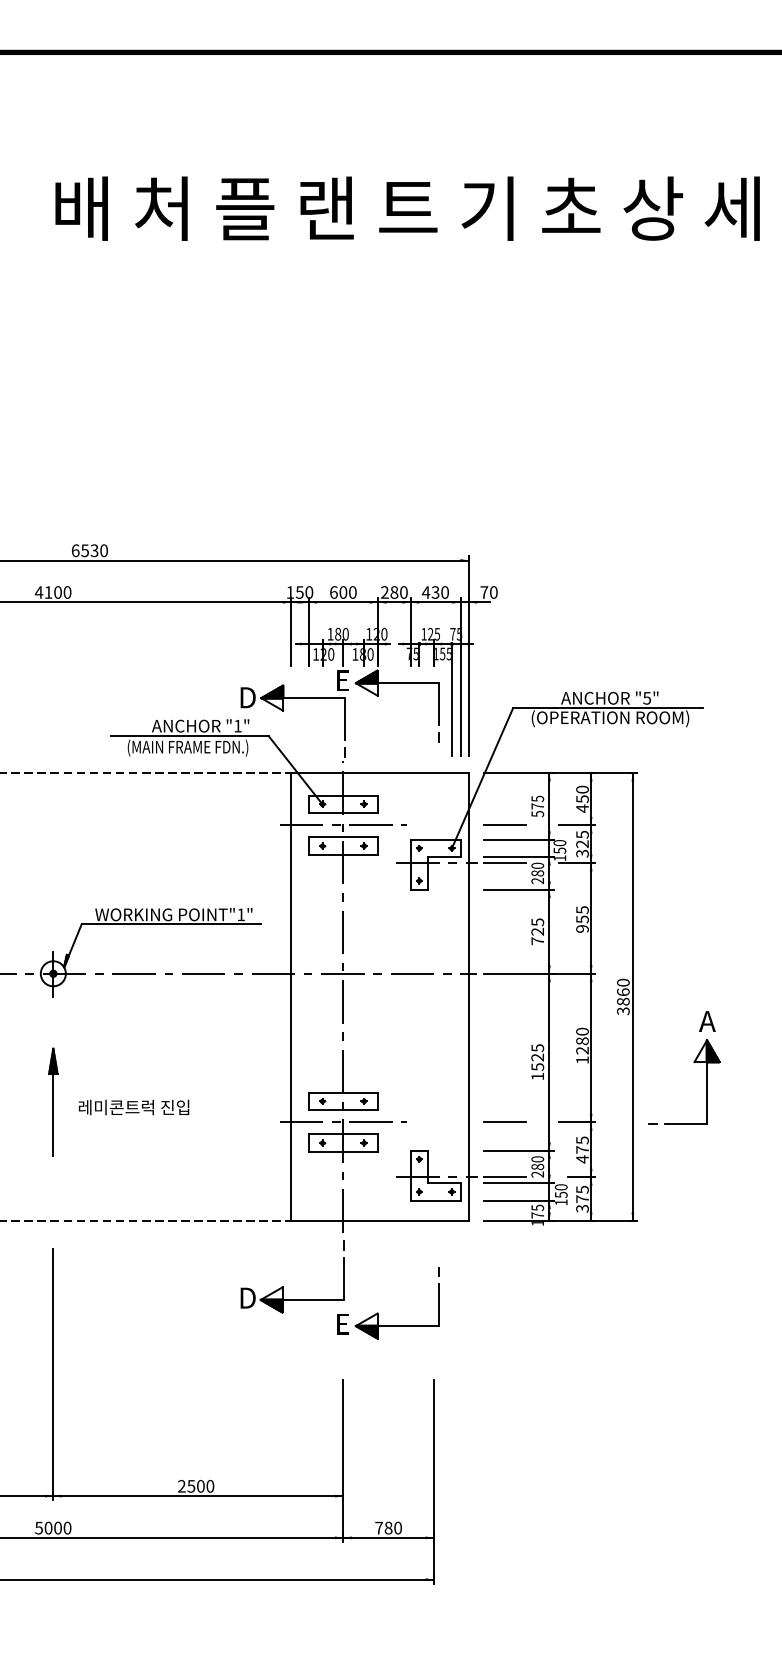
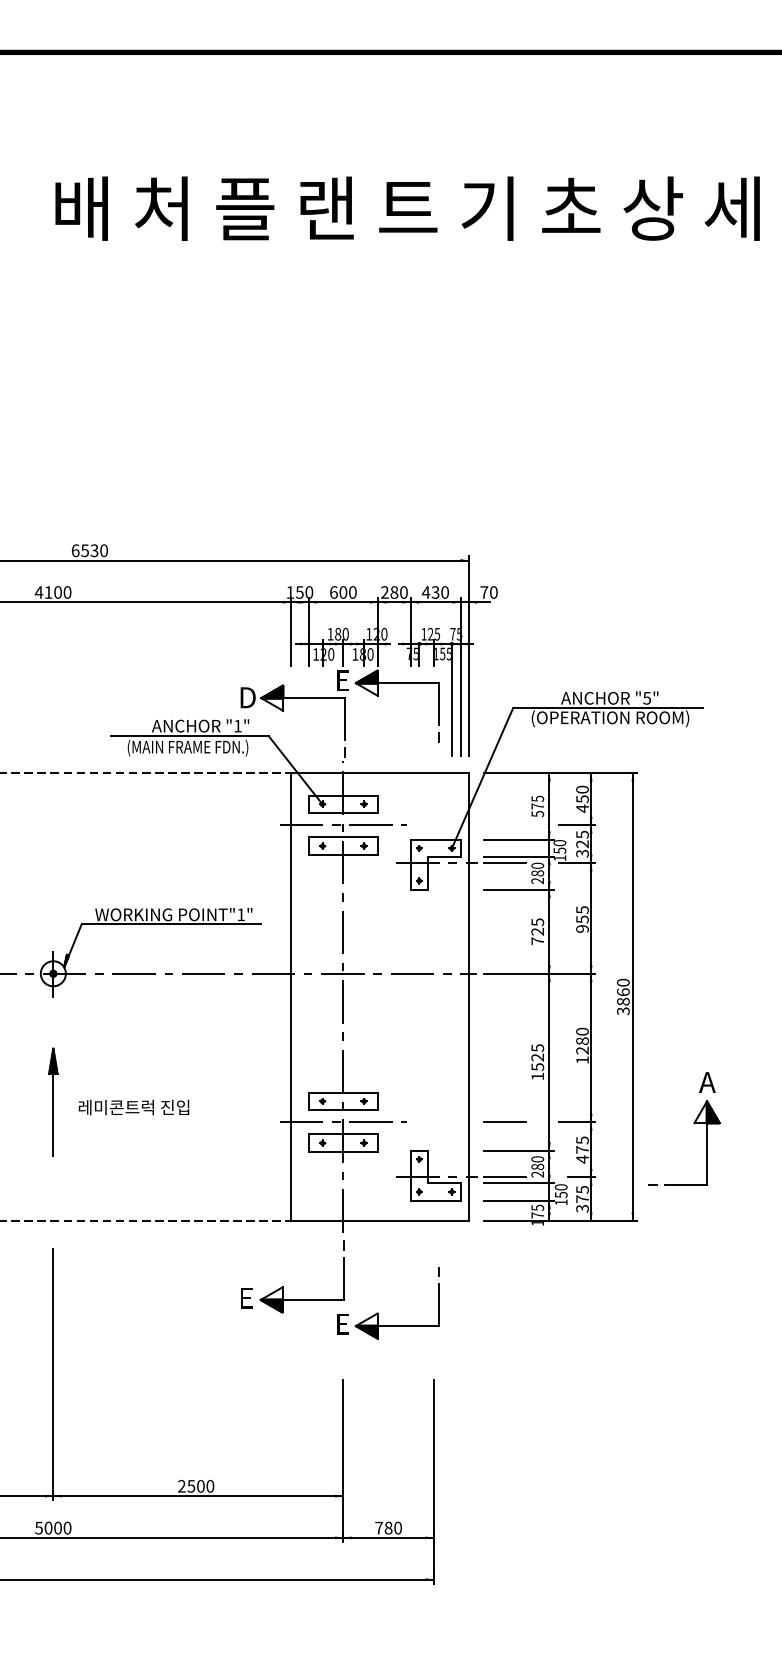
line: present -> none (504, 825)
part position: (693, 1062) -> (693, 1123) (693, 1123)
text: D -> E (247, 1297)
